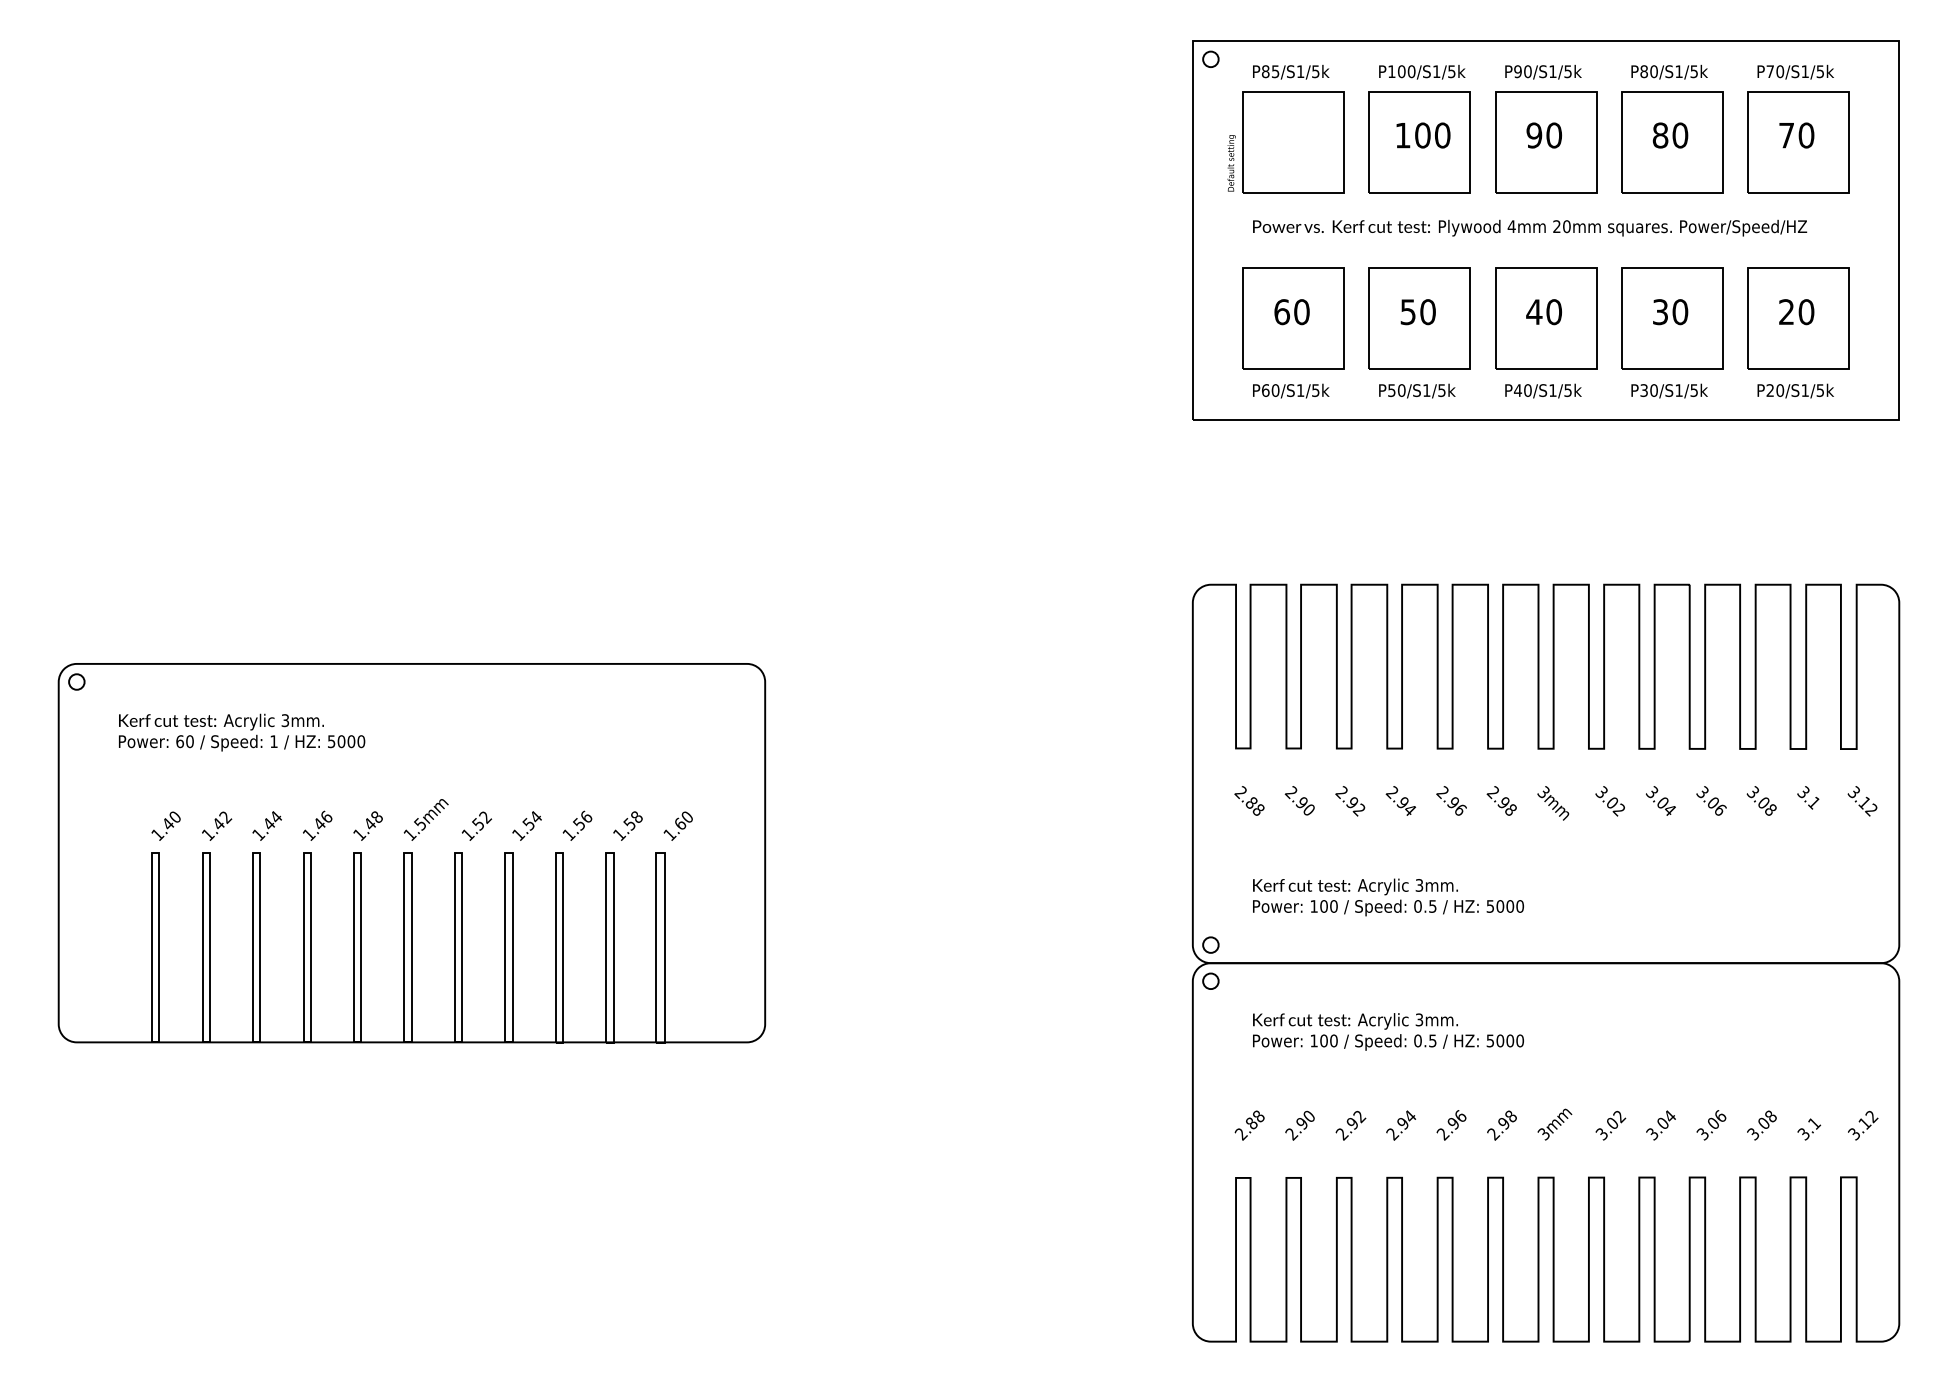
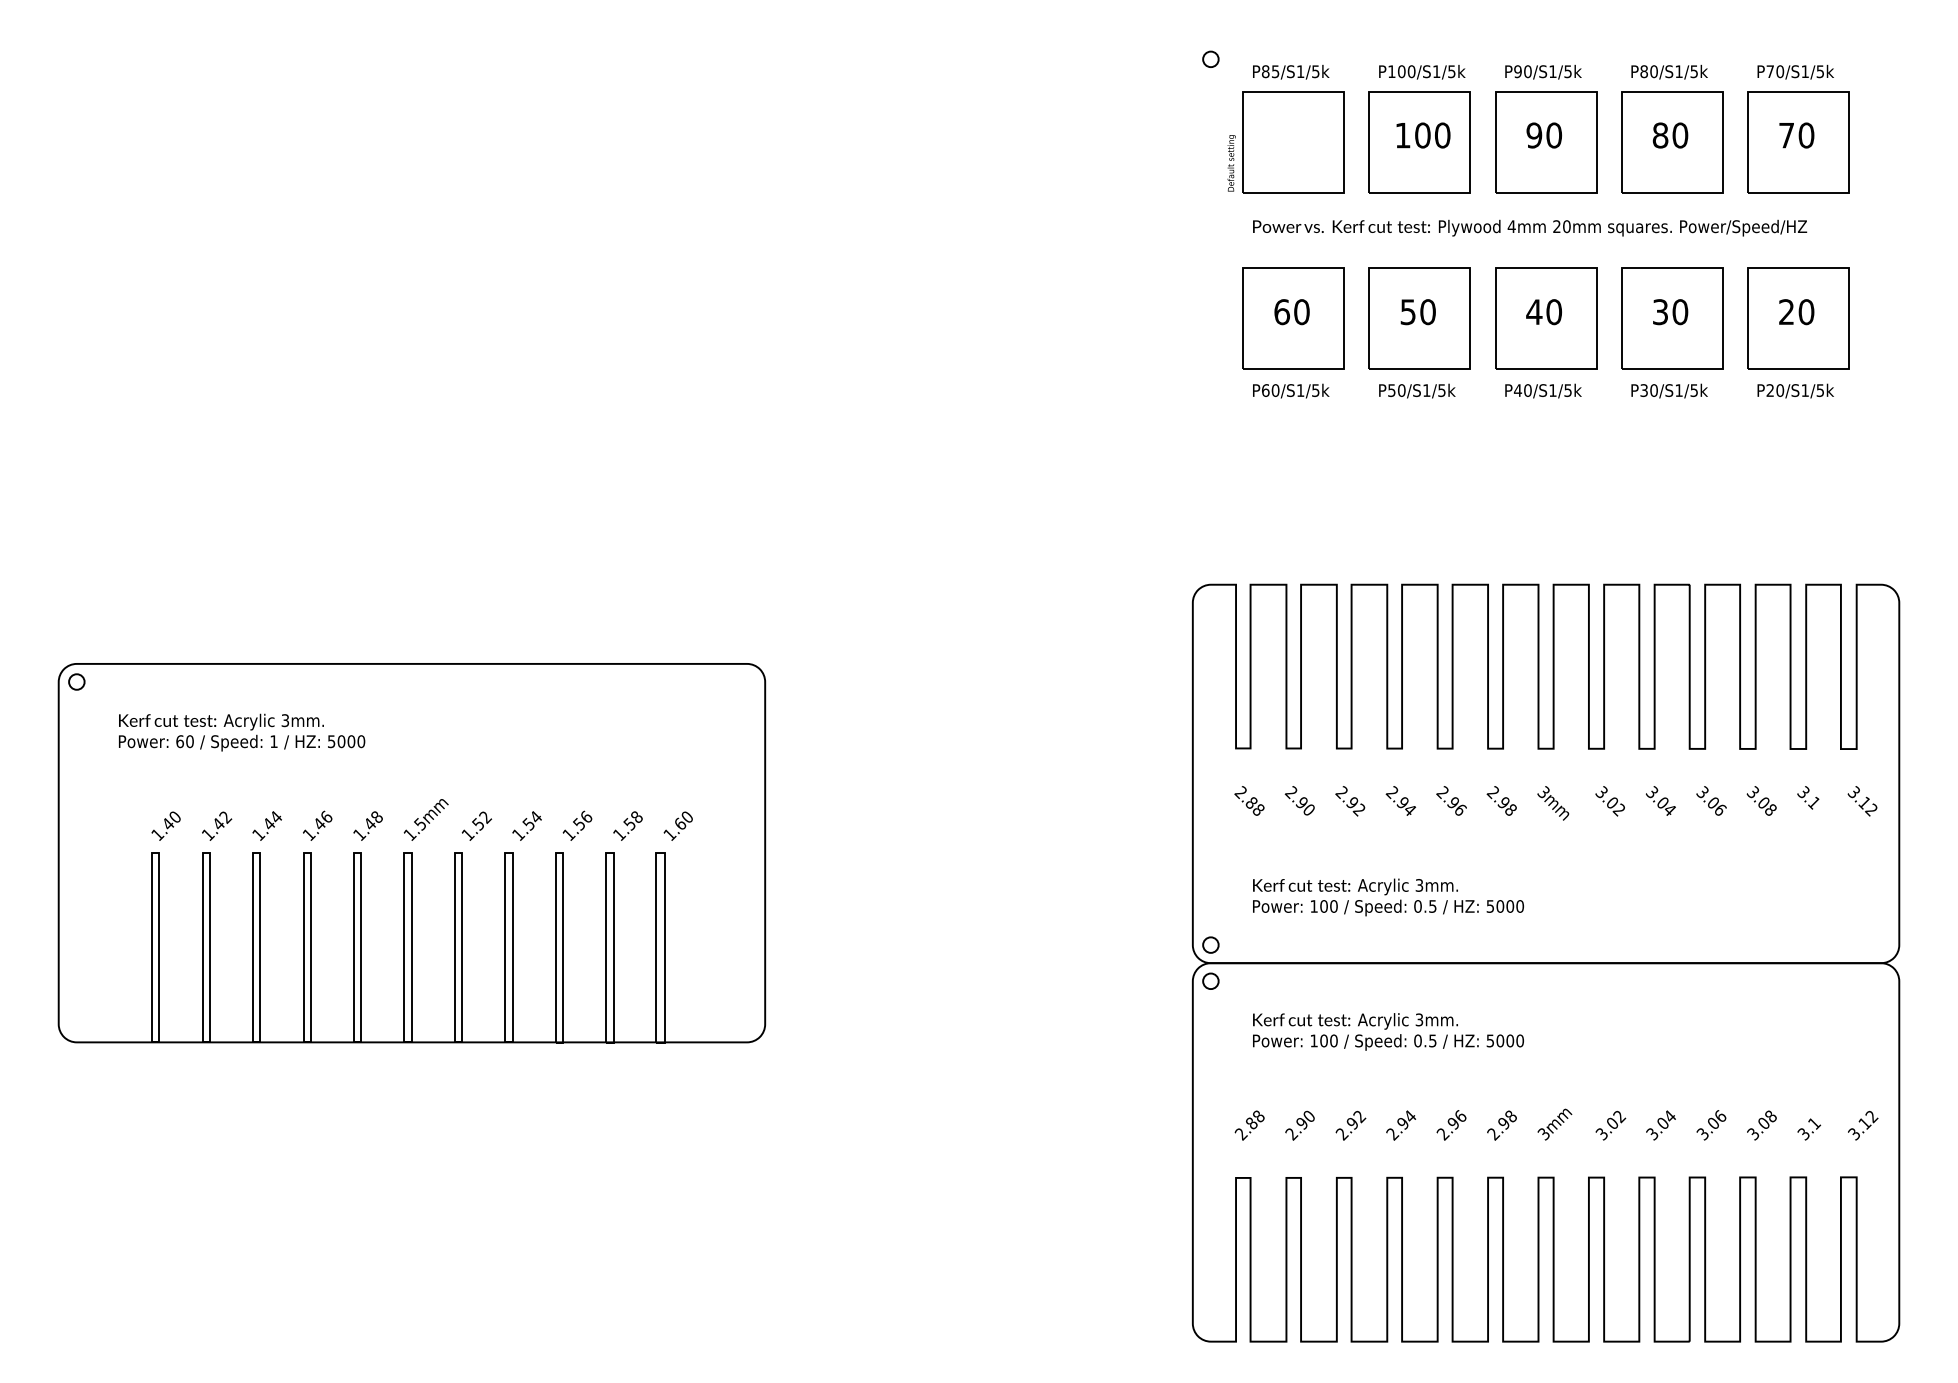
part: present -> none (1545, 230)
